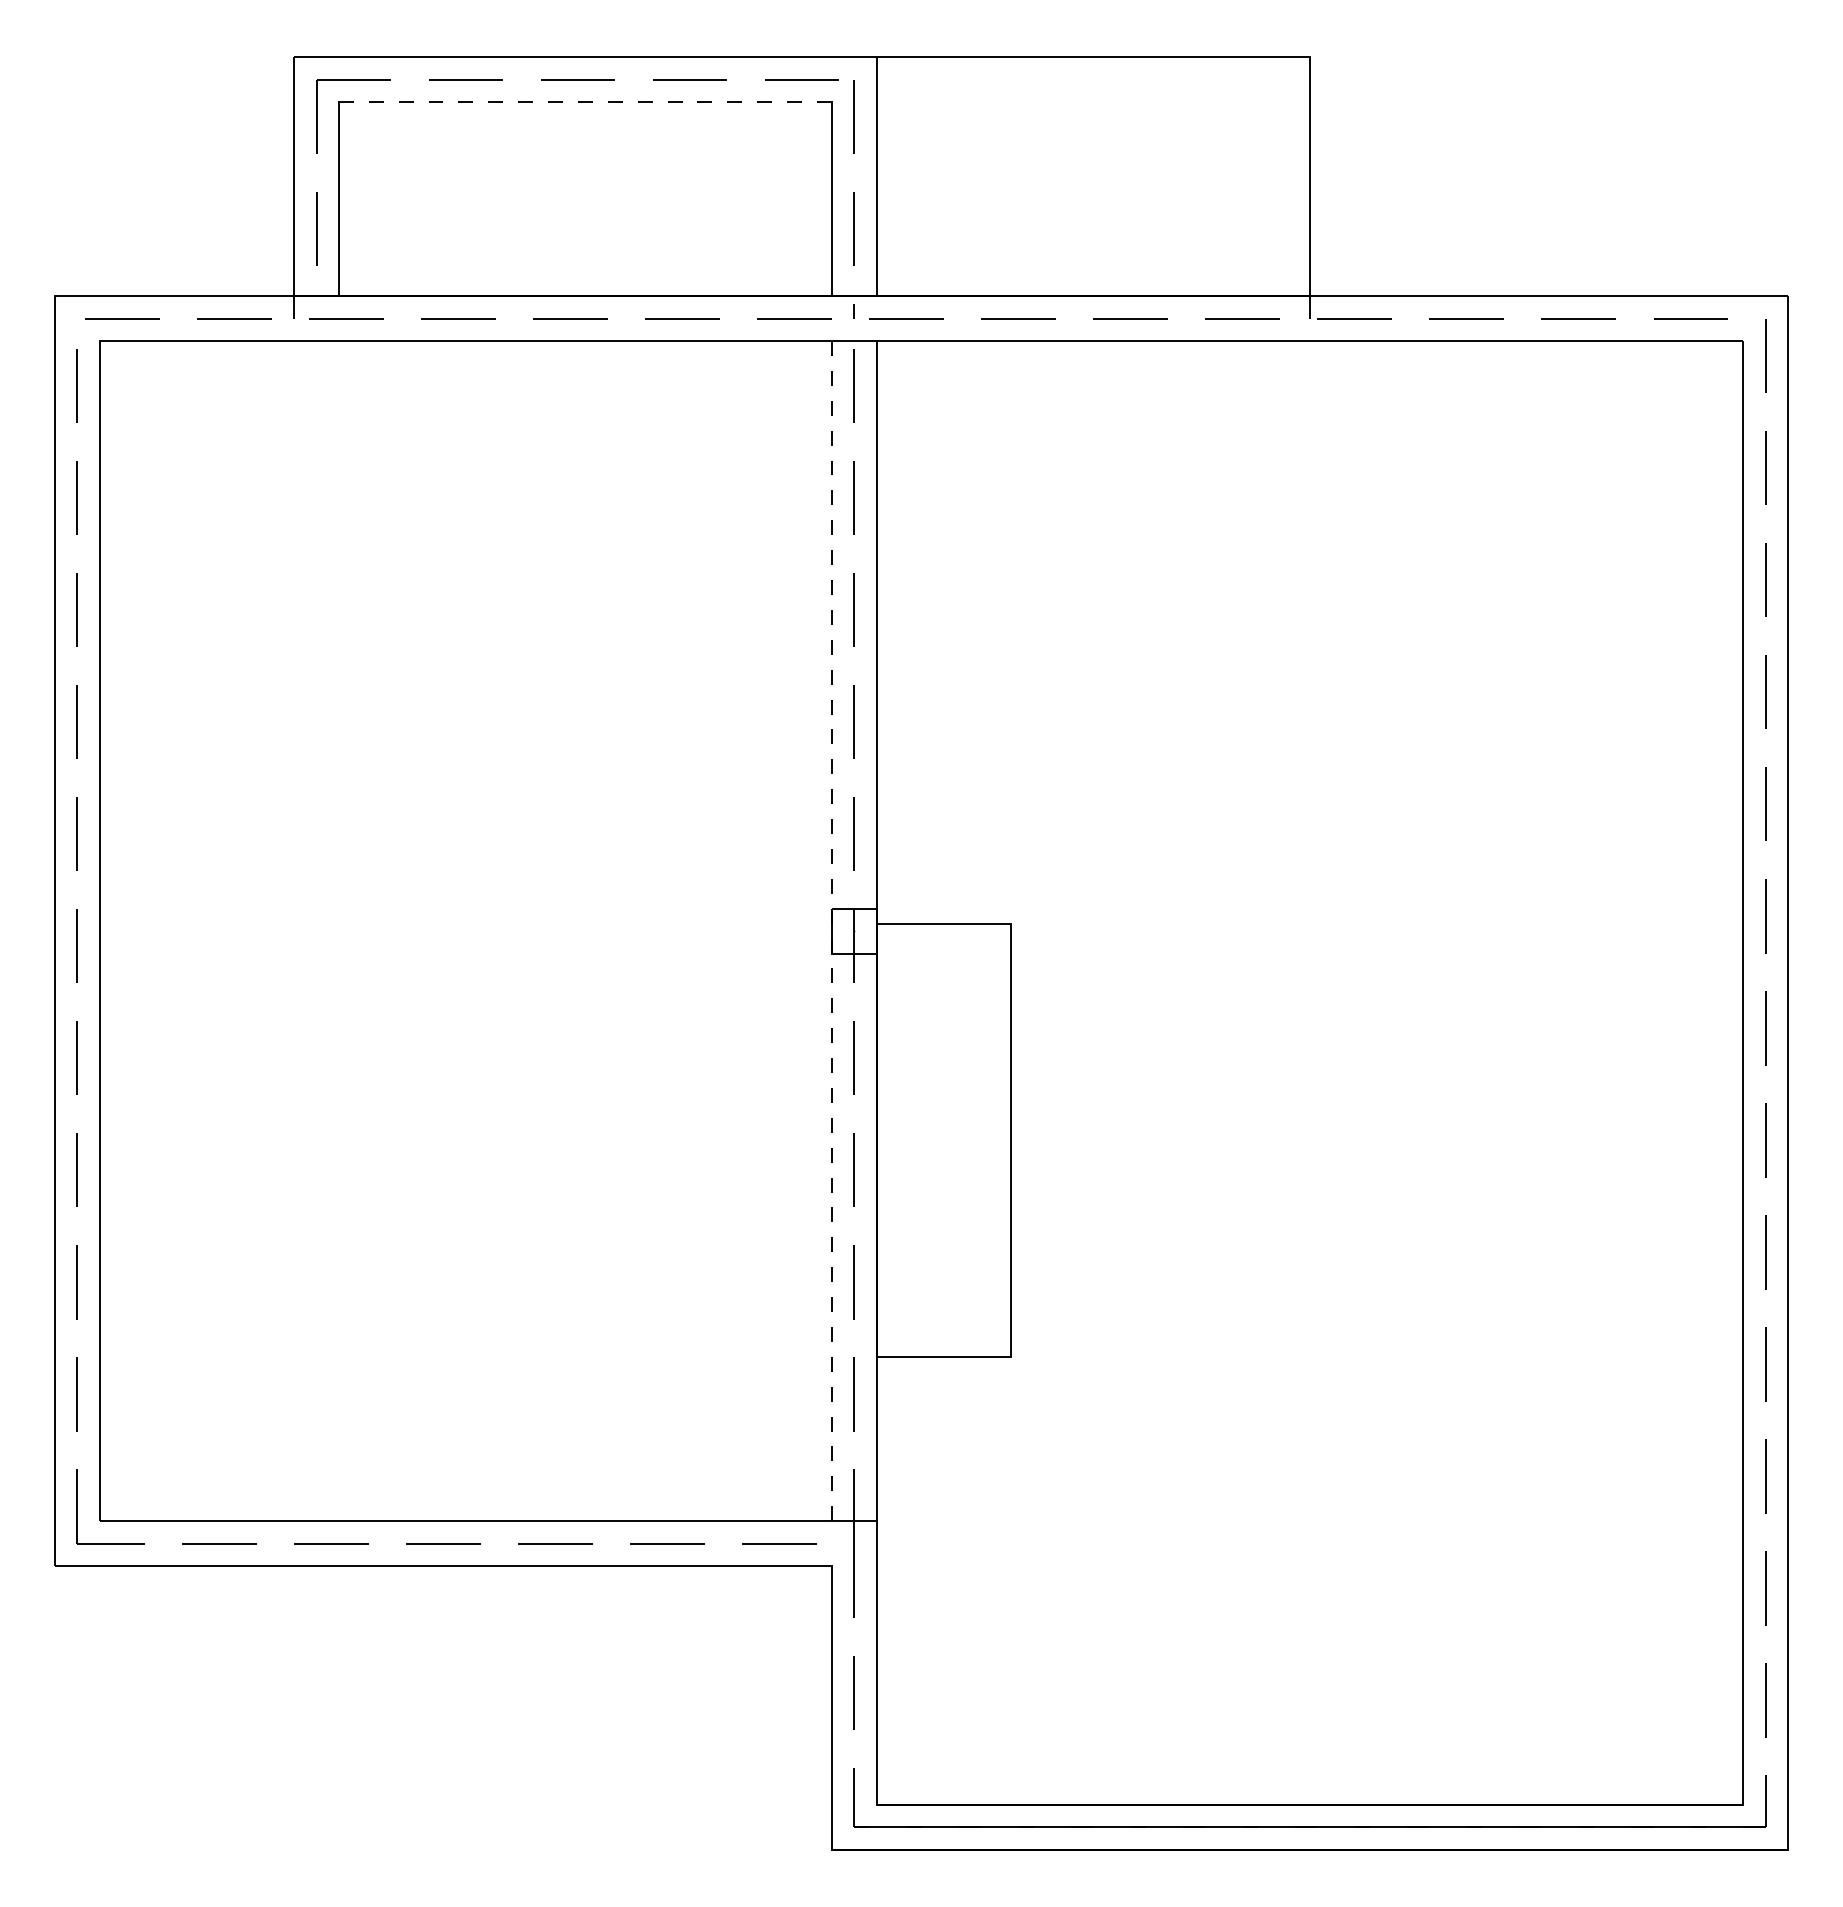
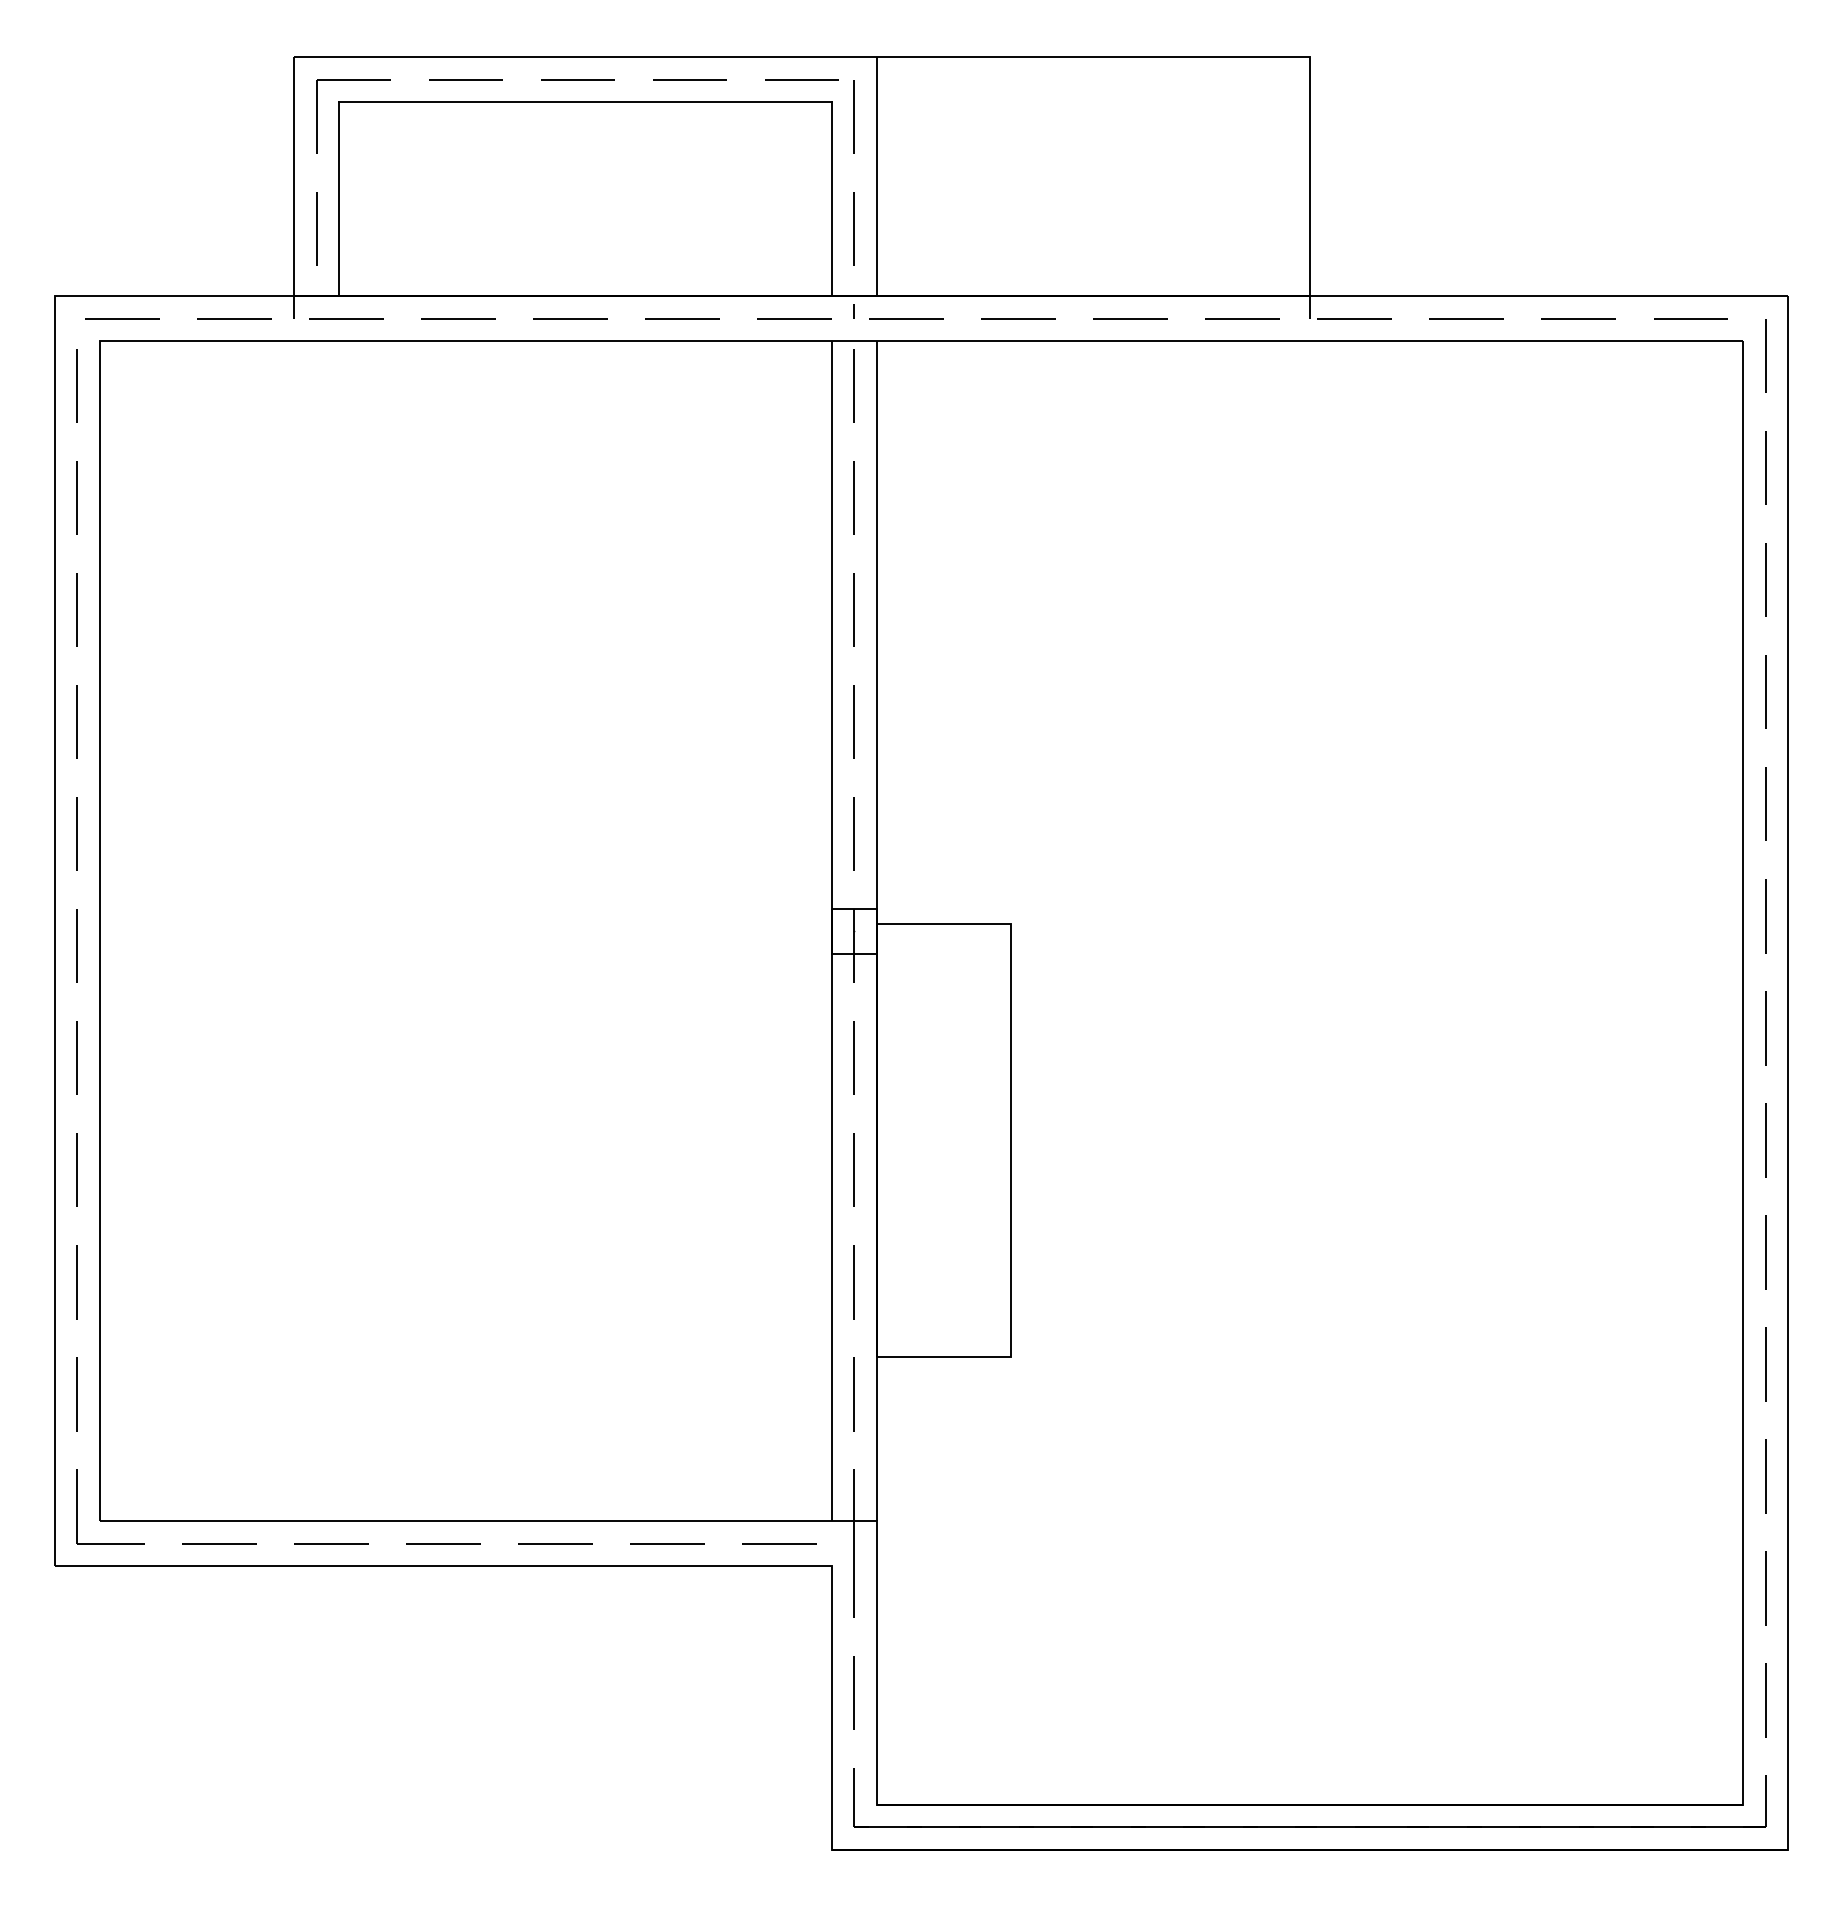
line: dashed -> solid (585, 102)
line: dashed -> solid (831, 930)
